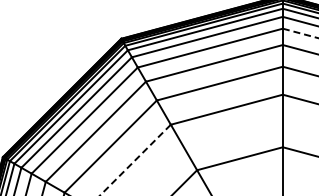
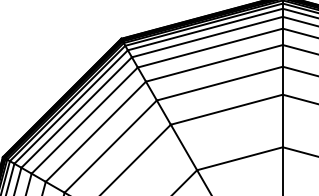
line: dashed -> solid (301, 33)
line: dashed -> solid (135, 160)
